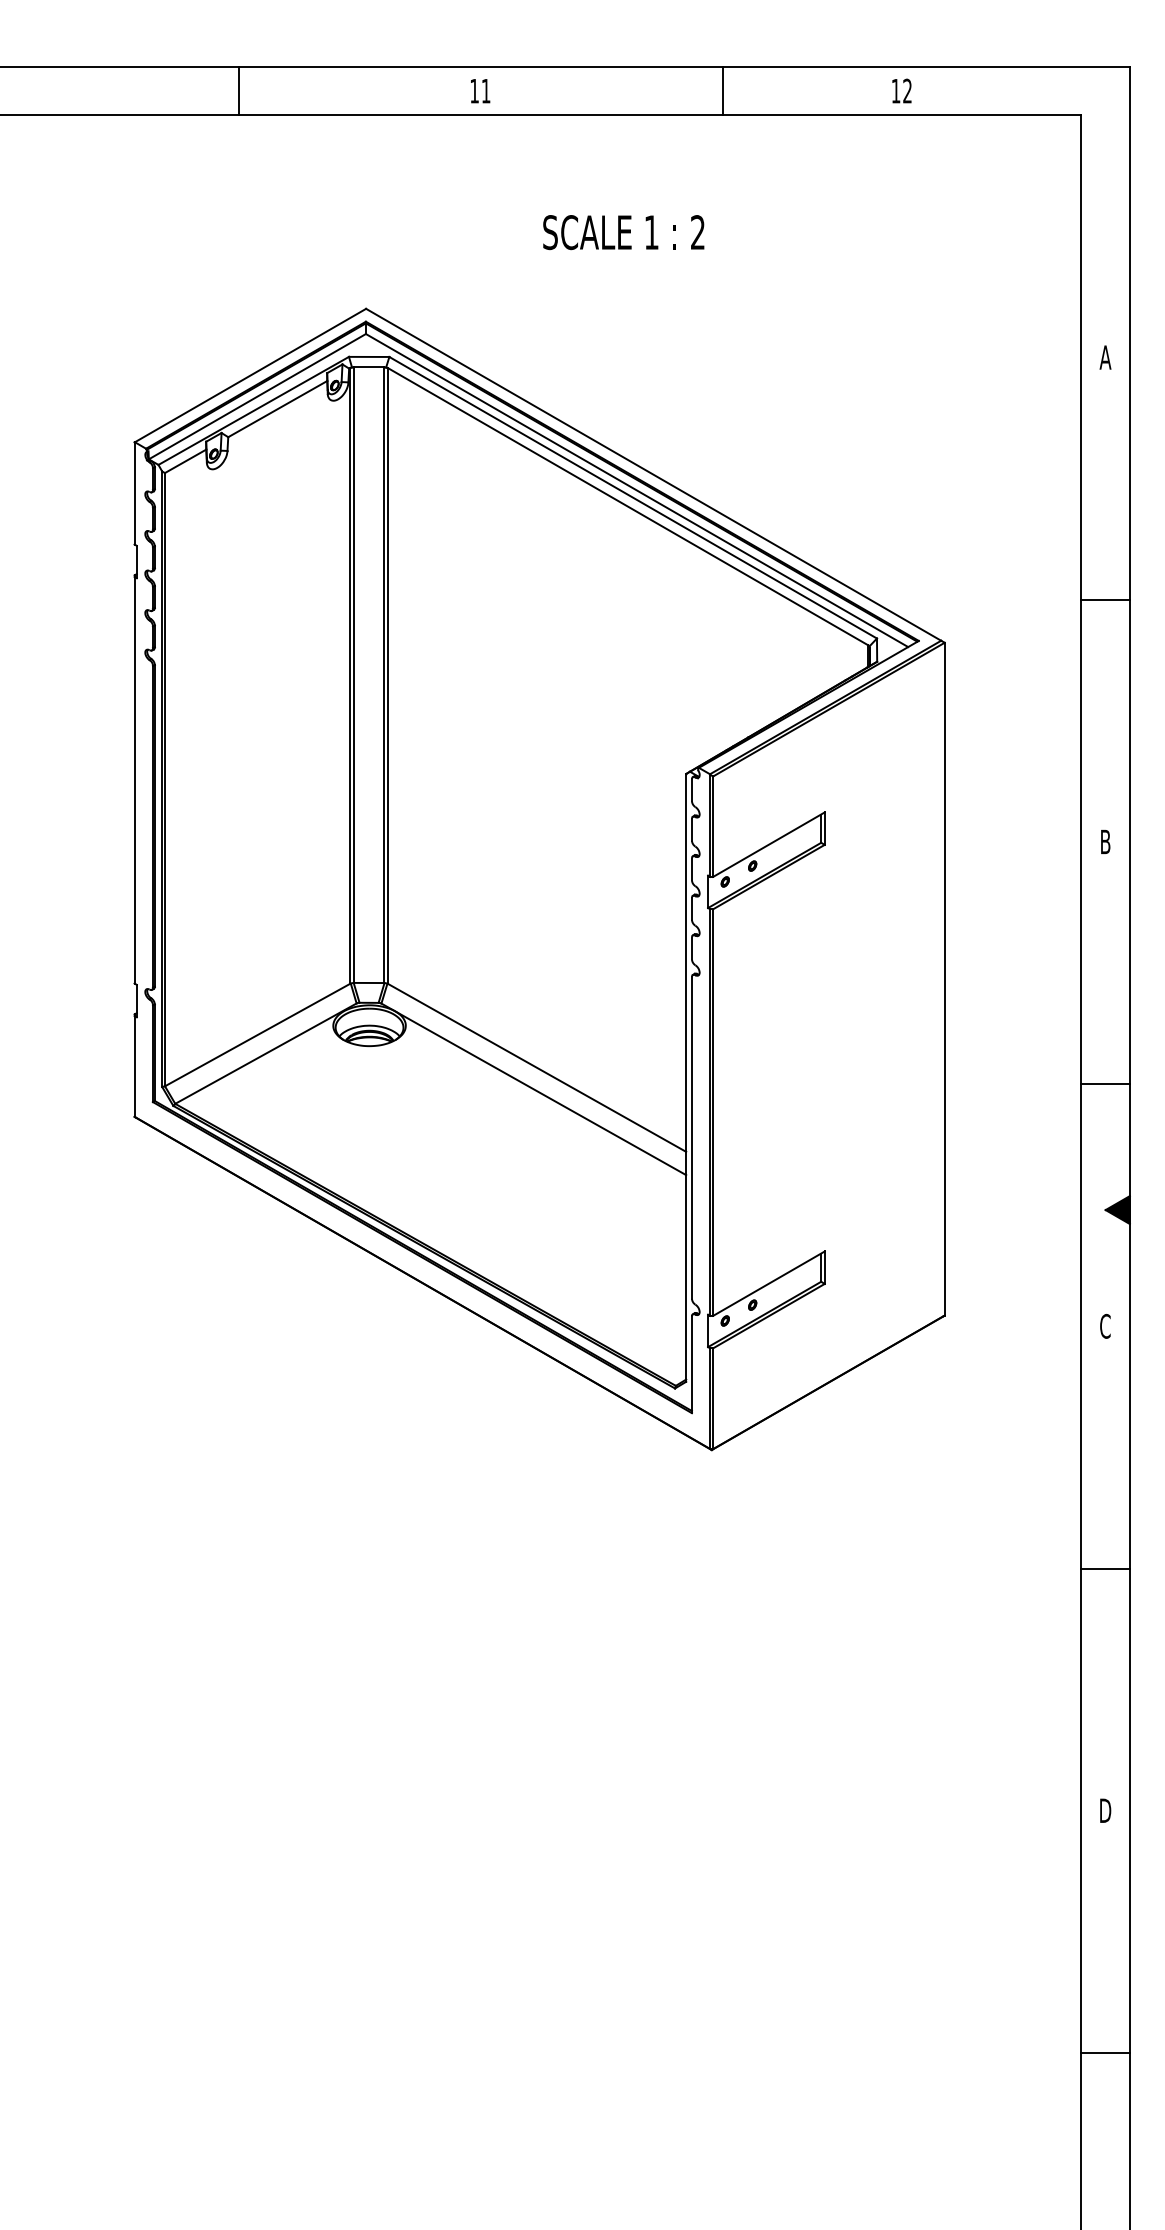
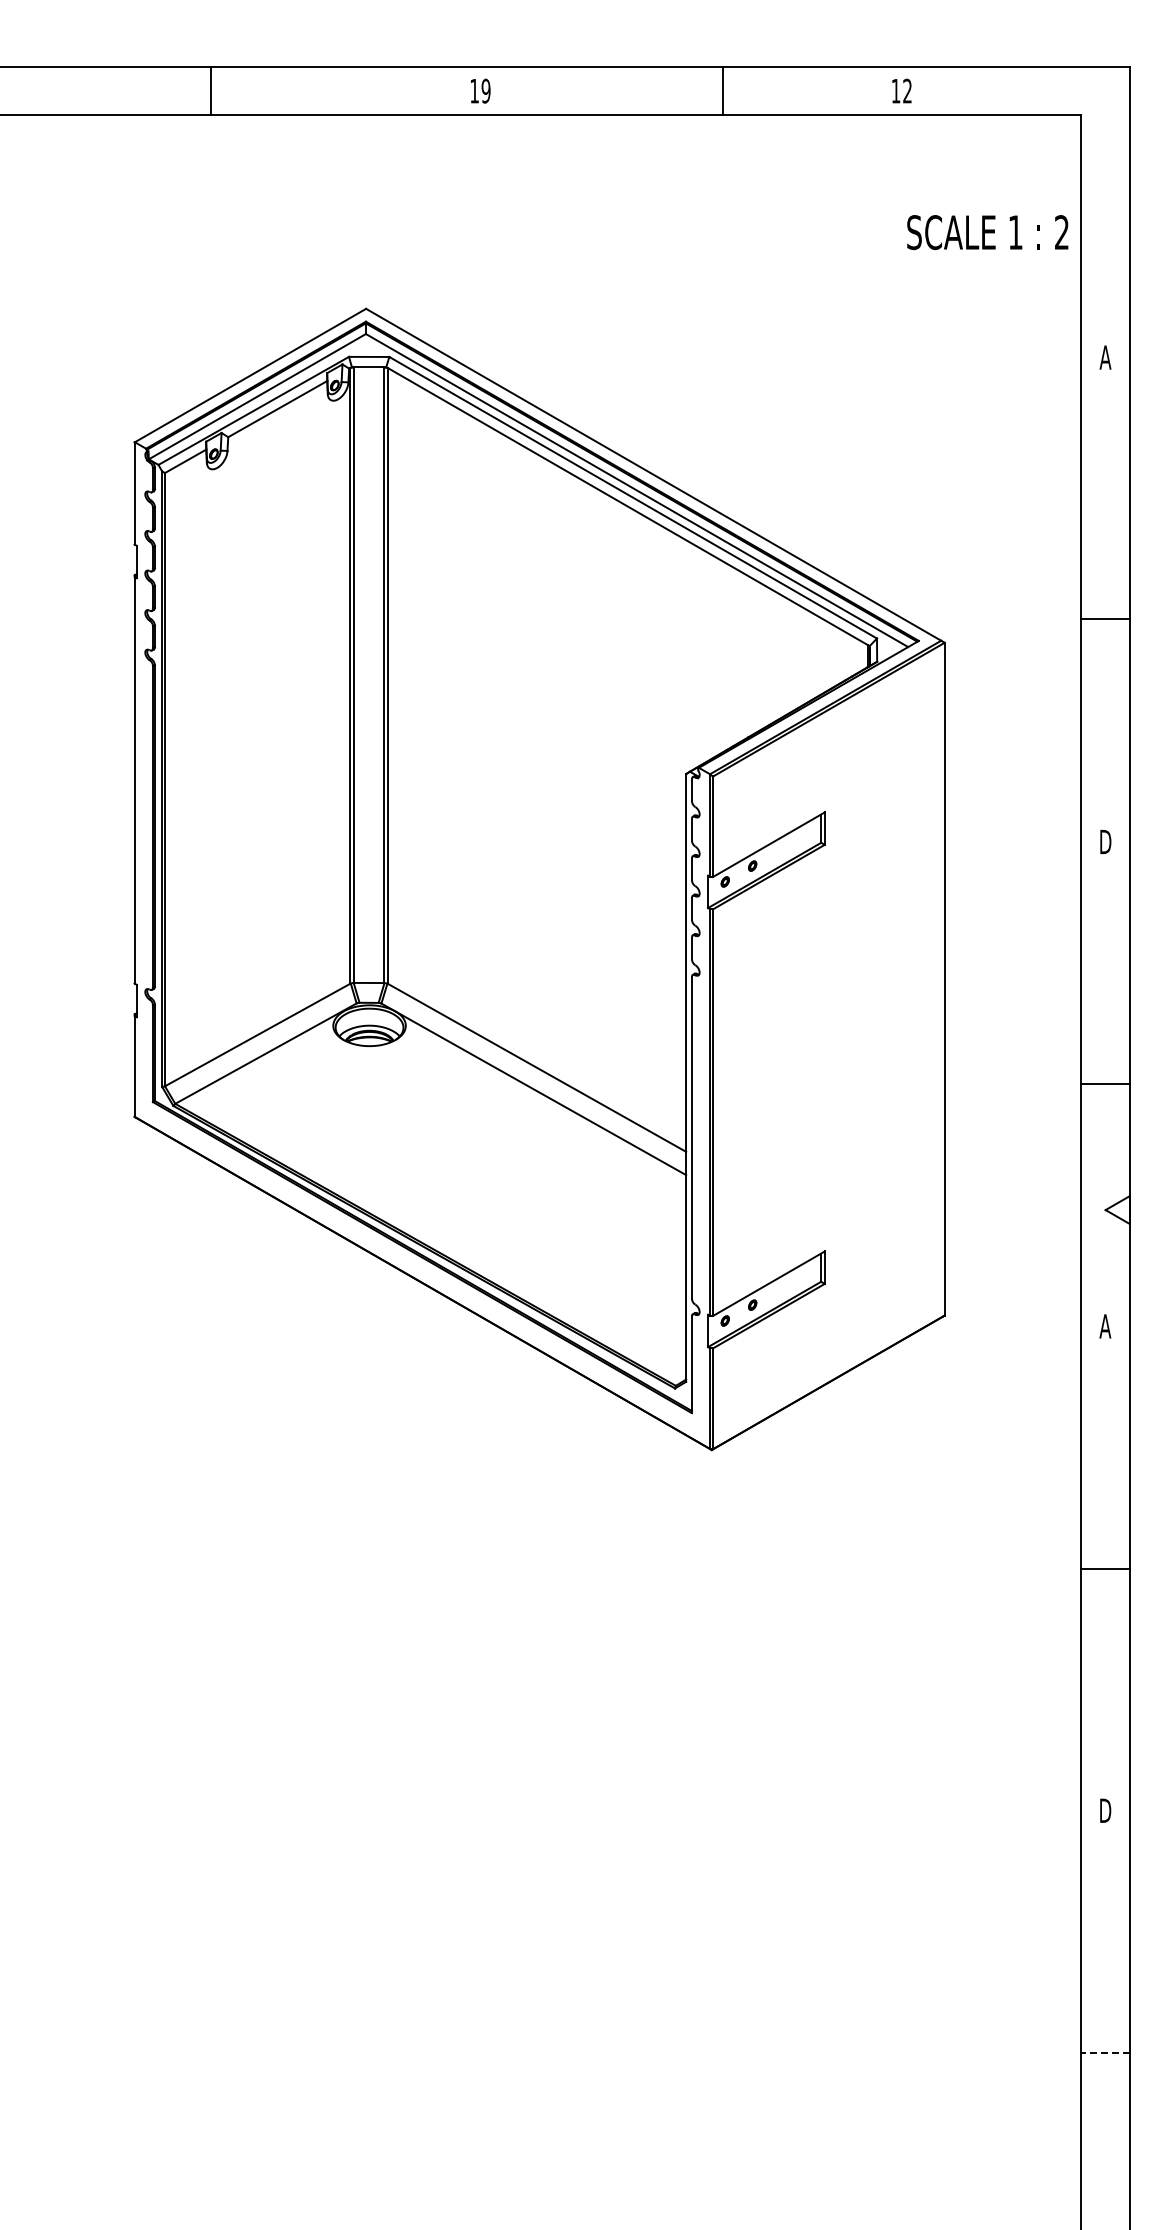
line position: (238, 90) -> (210, 90) (210, 90)
text: 11 -> 19 (485, 90)
text position: (623, 232) -> (987, 232) (987, 232)
line position: (1105, 599) -> (1105, 618) (1105, 618)
text: B -> D (1105, 841)
fill: present -> none (1117, 1210)
text: C -> A (1105, 1325)
line: solid -> dashed (1105, 2052)
